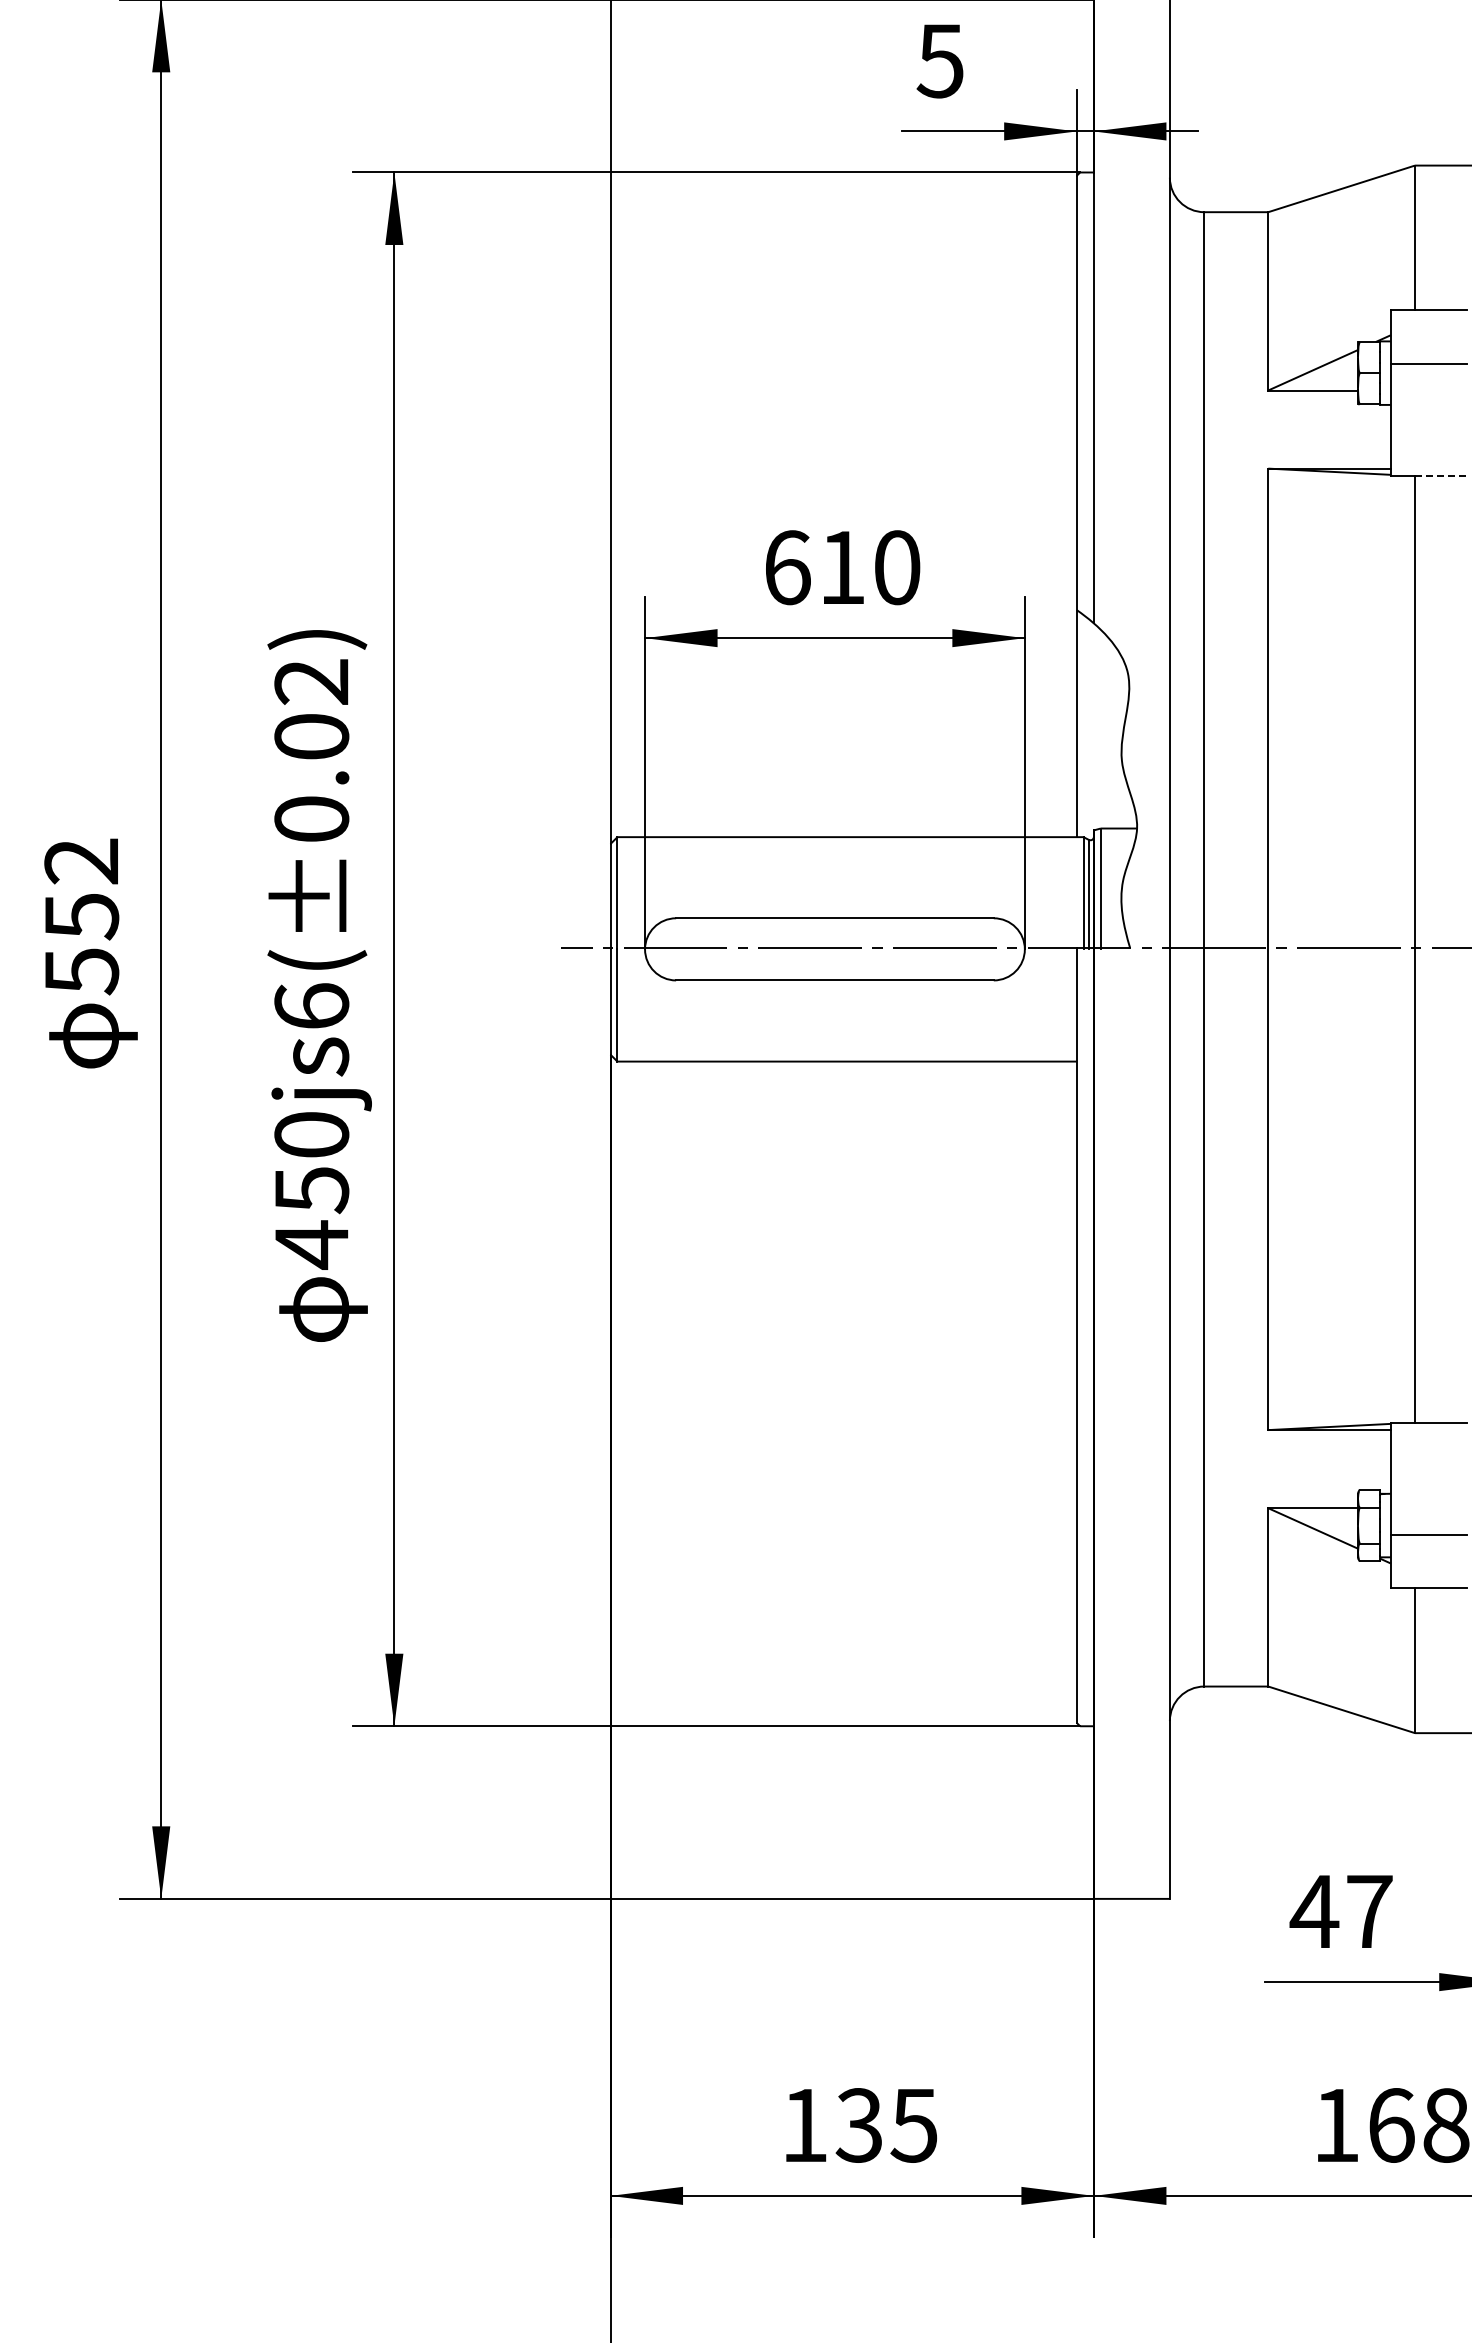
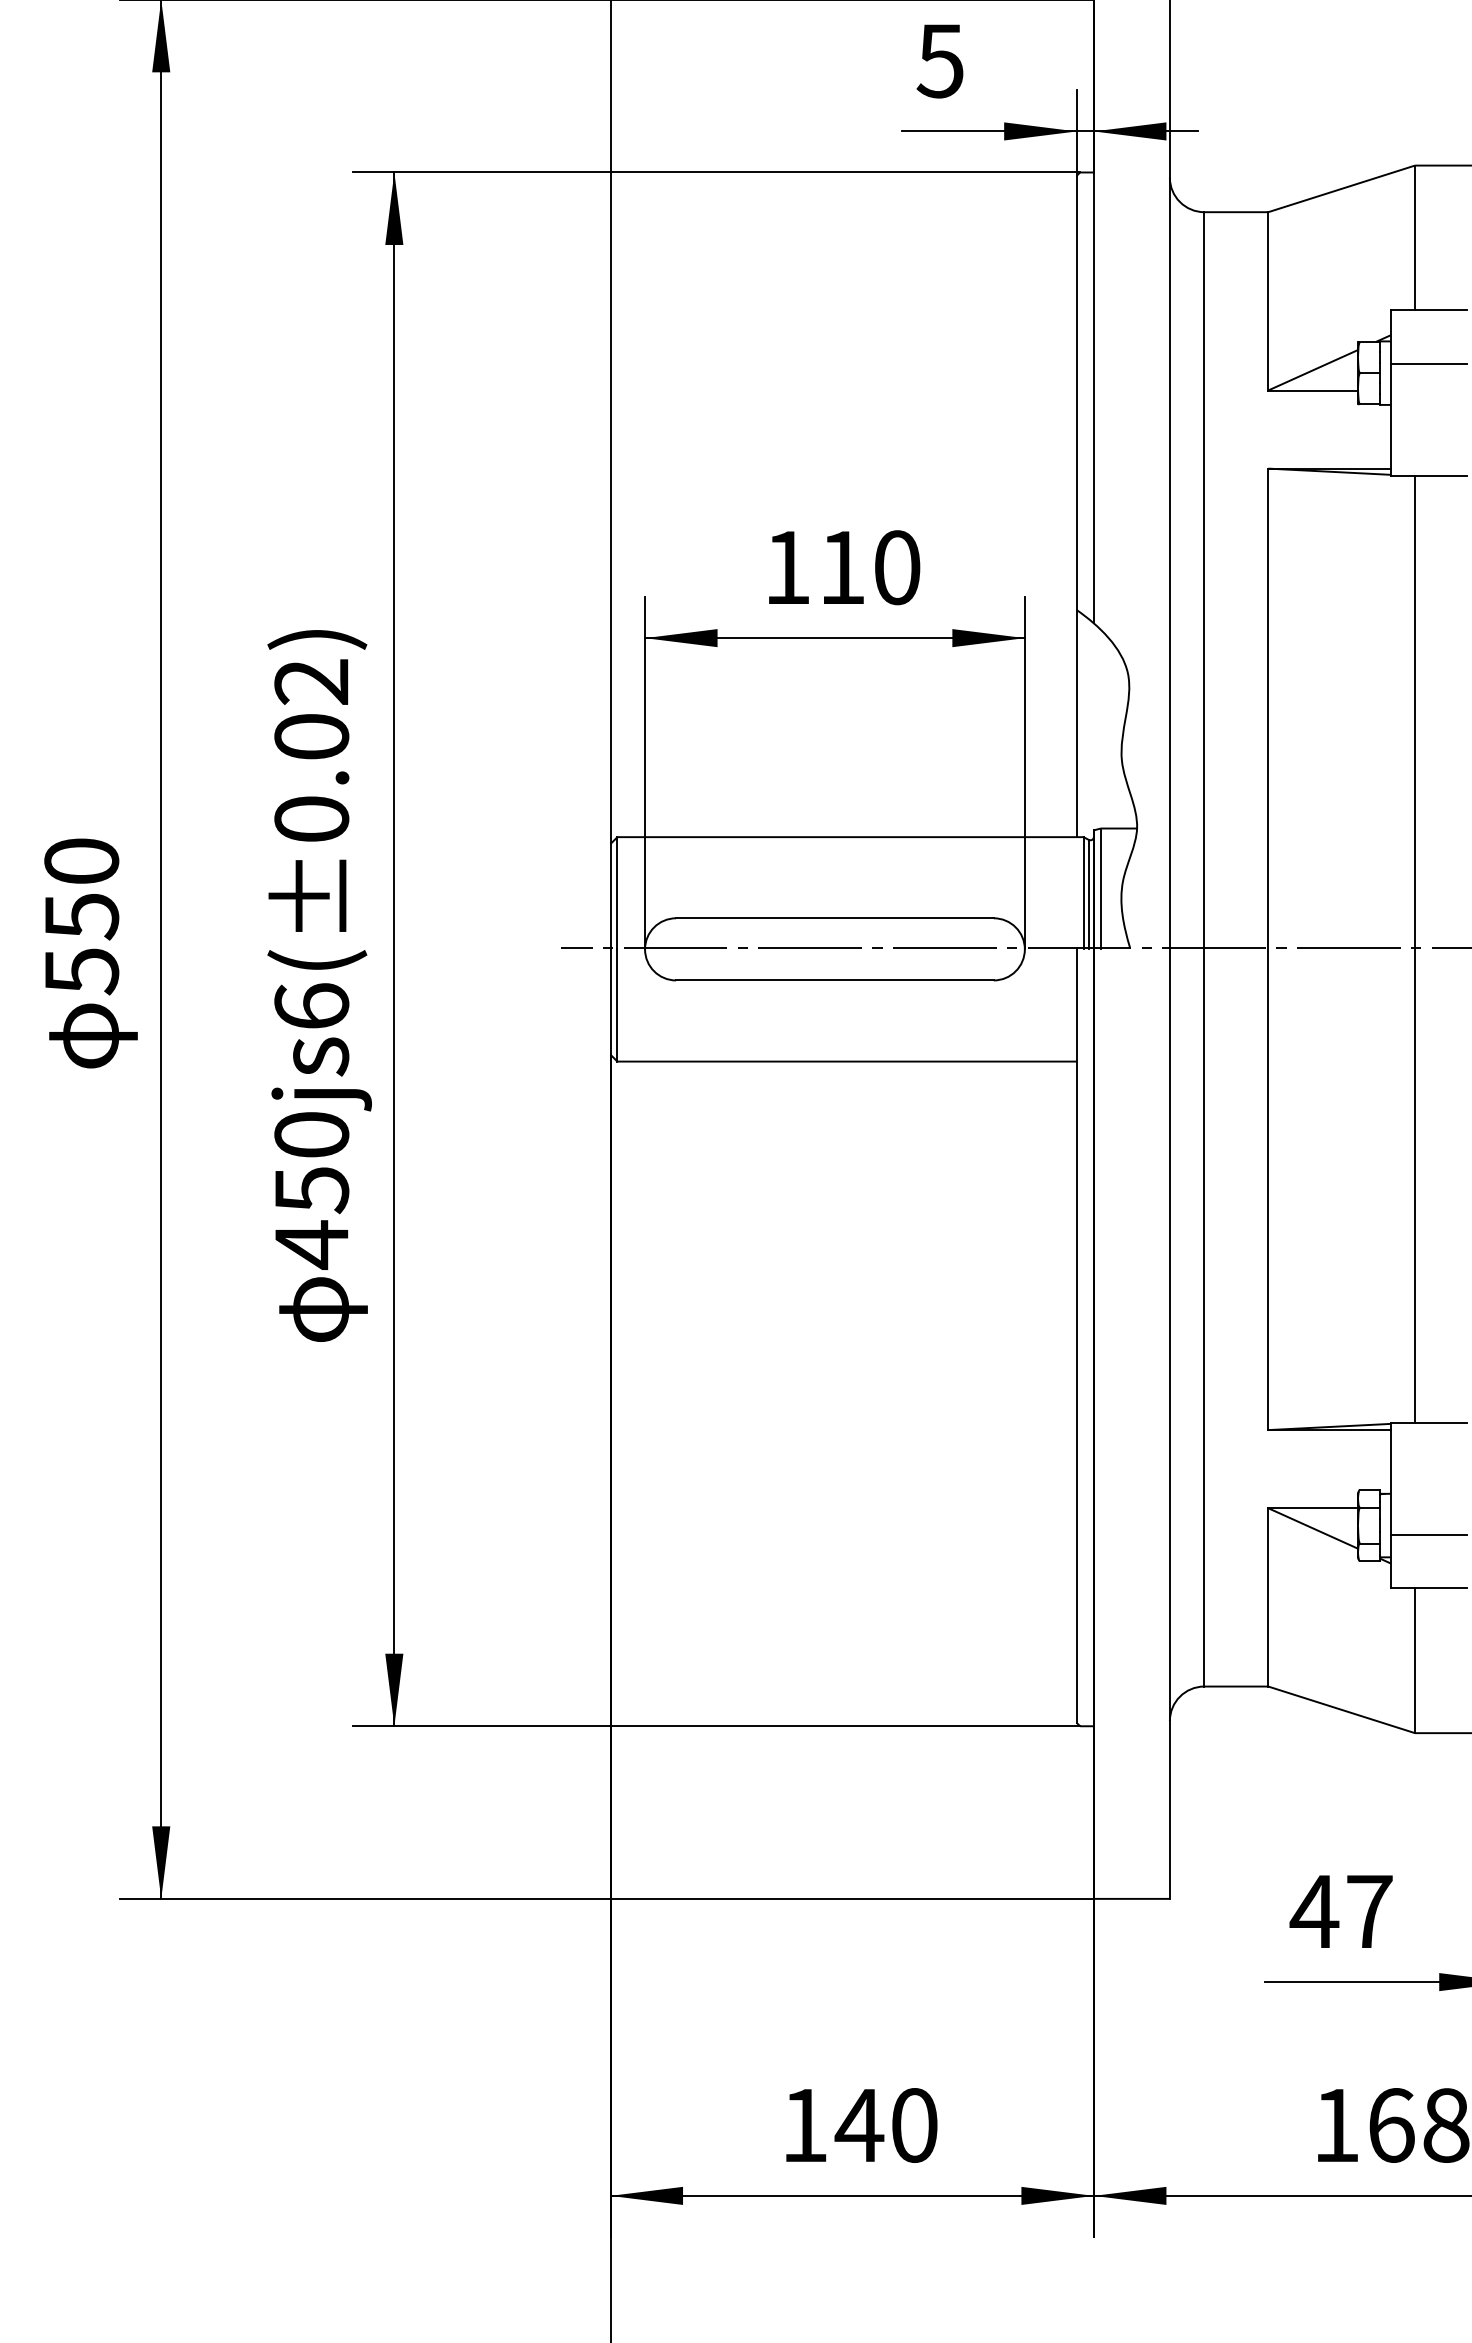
line: dashed -> solid (1440, 476)
text: 610 -> 110 (788, 567)
text: 552 -> 550 (81, 861)
text: 135 -> 140 (885, 2125)
